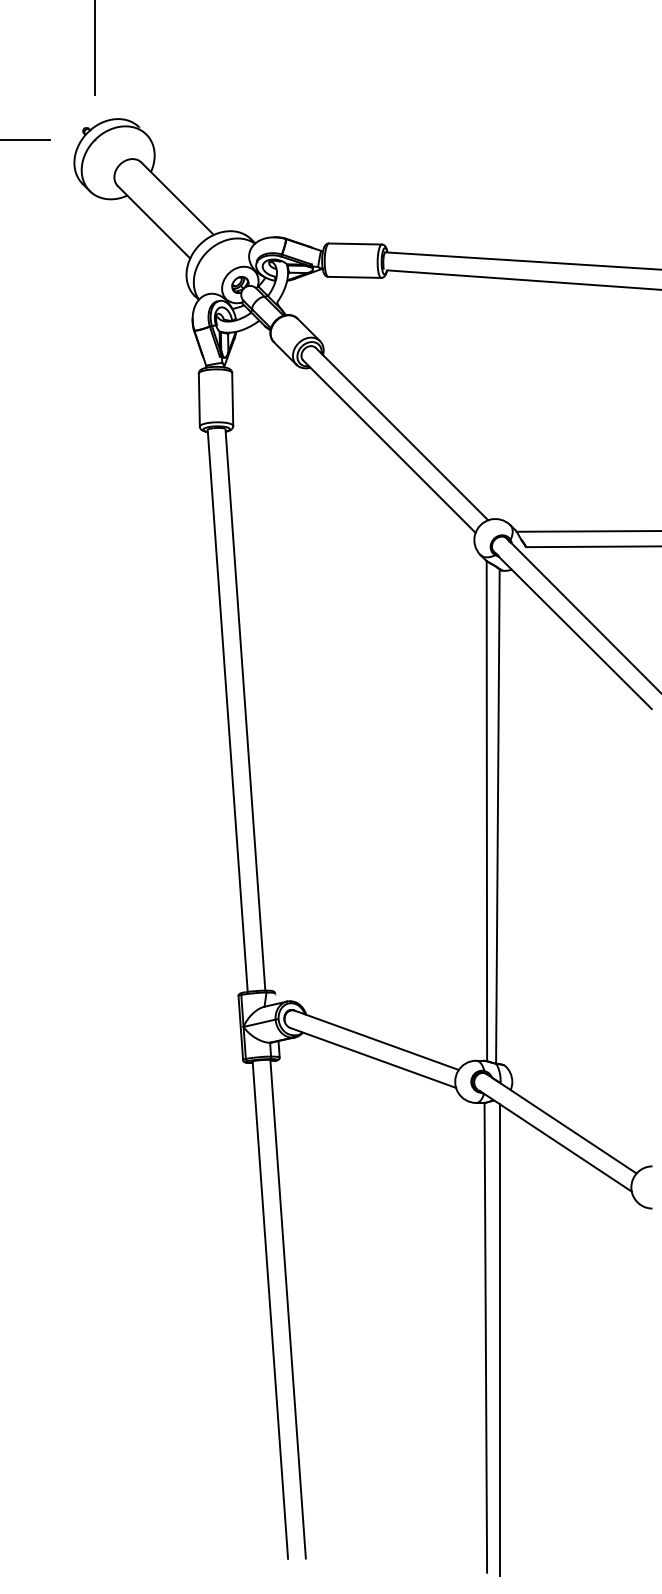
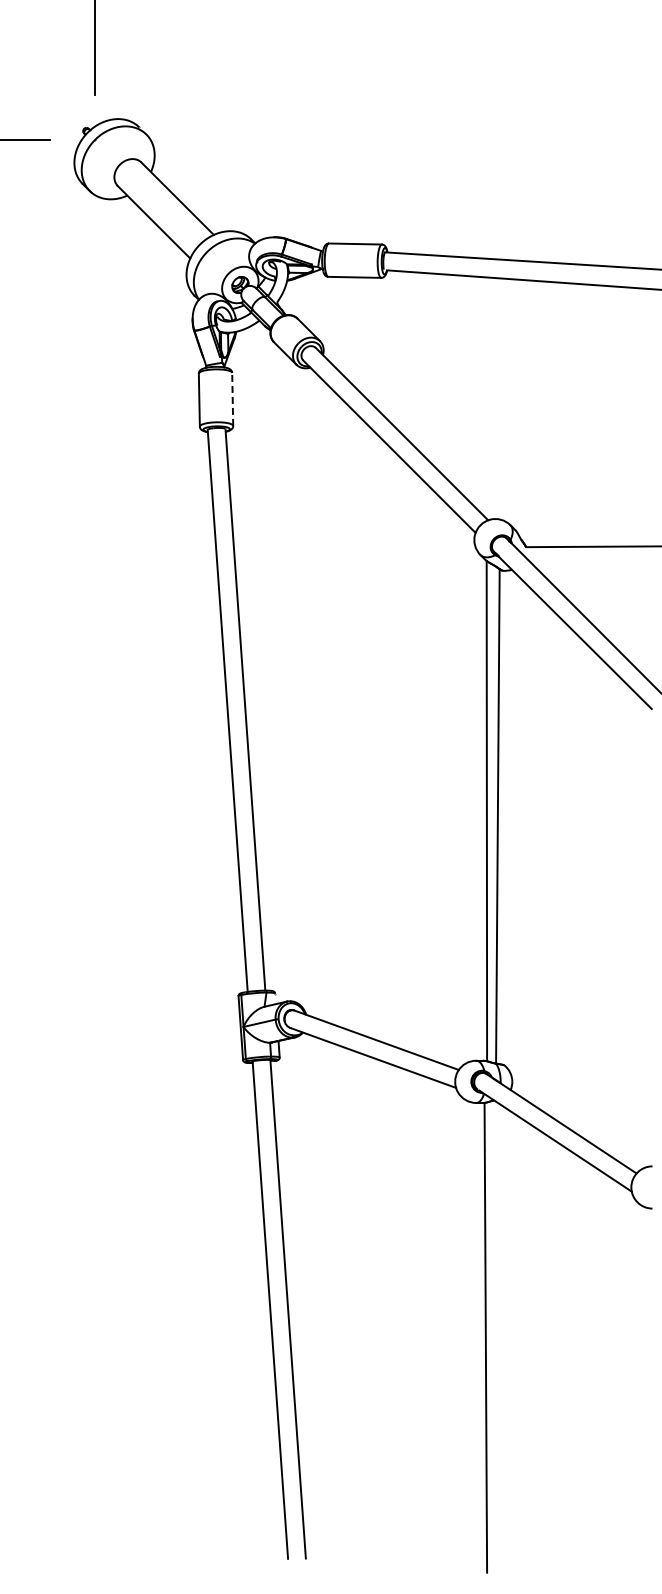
line: solid -> dashed (232, 398)
line: present -> none (587, 531)
line: present -> none (499, 1339)
